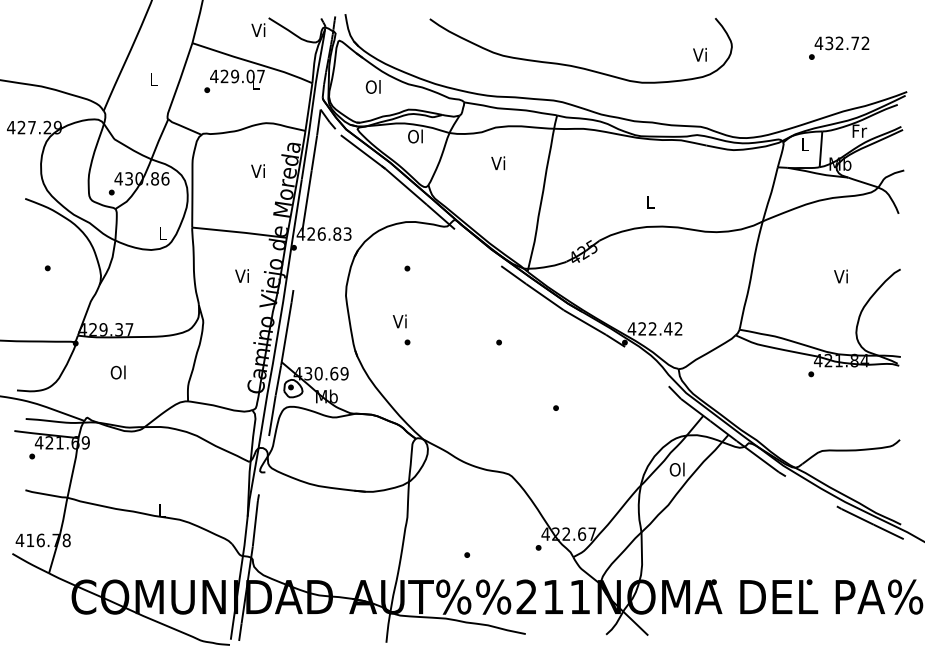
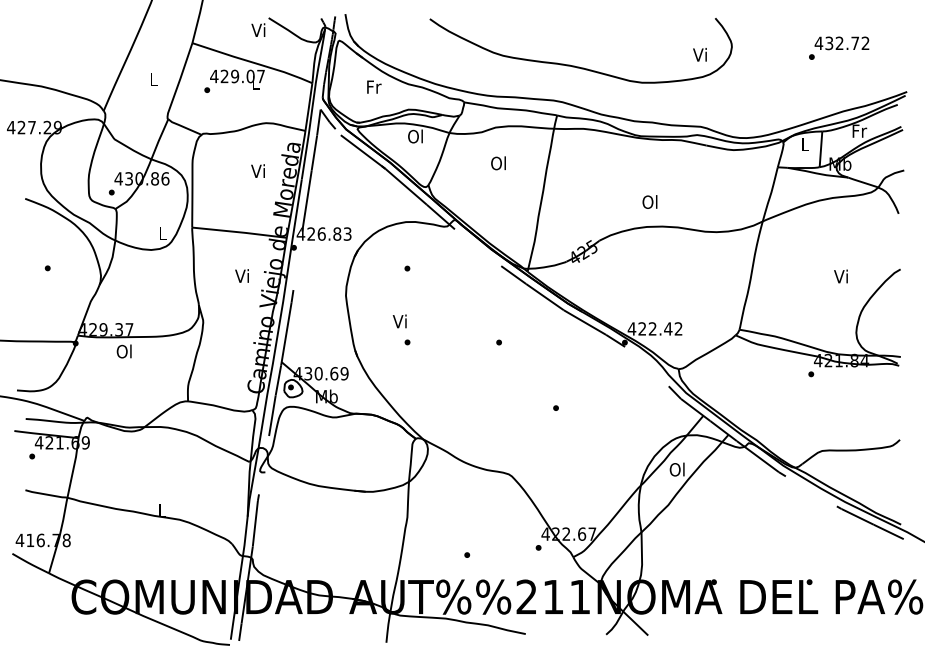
text: Ol -> Fr (373, 86)
text: Vi -> Ol (498, 163)
text: L -> Ol (649, 201)
text position: (117, 372) -> (123, 351) (123, 351)
